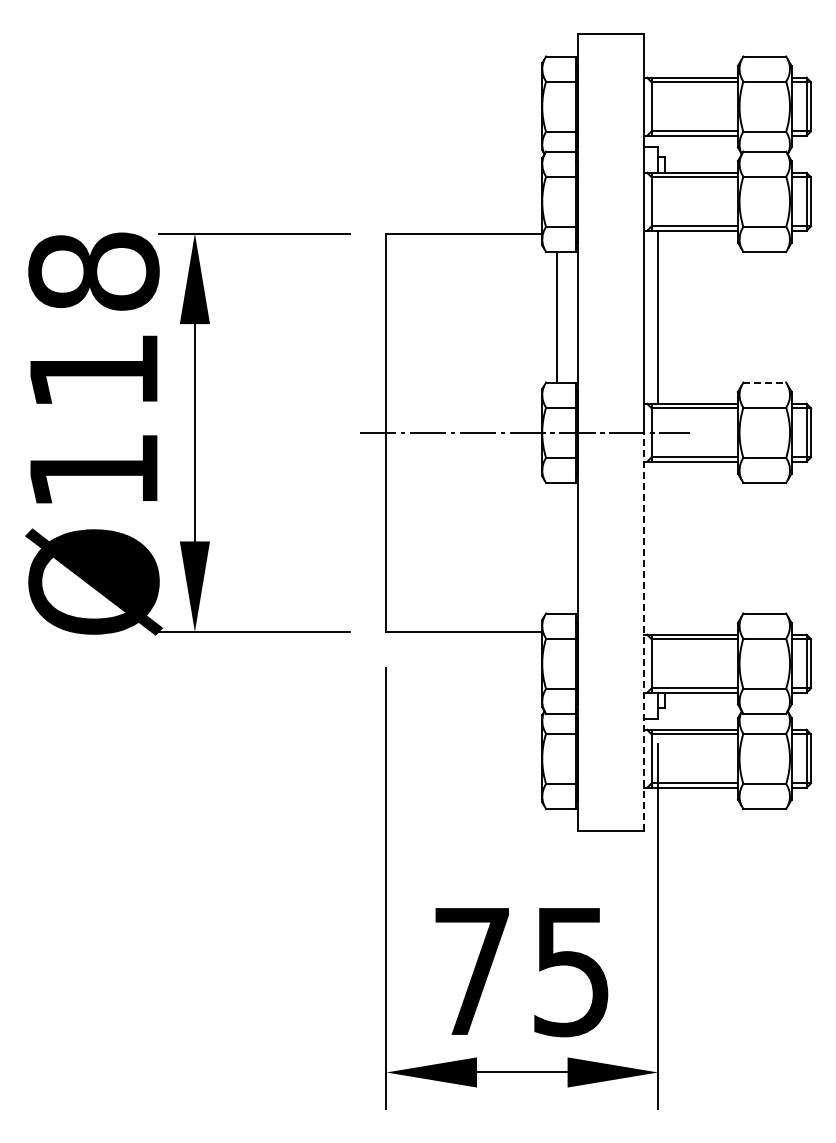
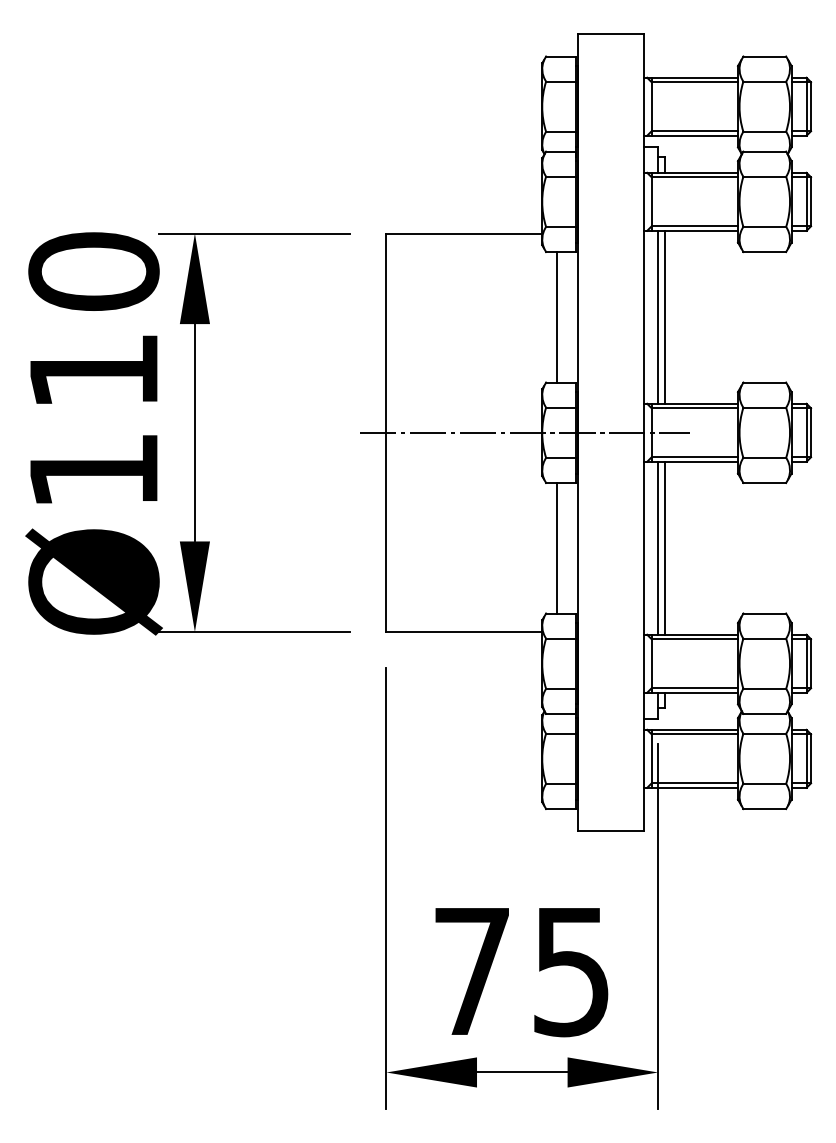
text: Ø118 -> Ø110 (93, 271)
line: none -> present (665, 316)
line: dashed -> solid (765, 382)
line: none -> present (658, 547)
line: none -> present (665, 547)
line: none -> present (556, 548)
line: dashed -> solid (643, 631)
